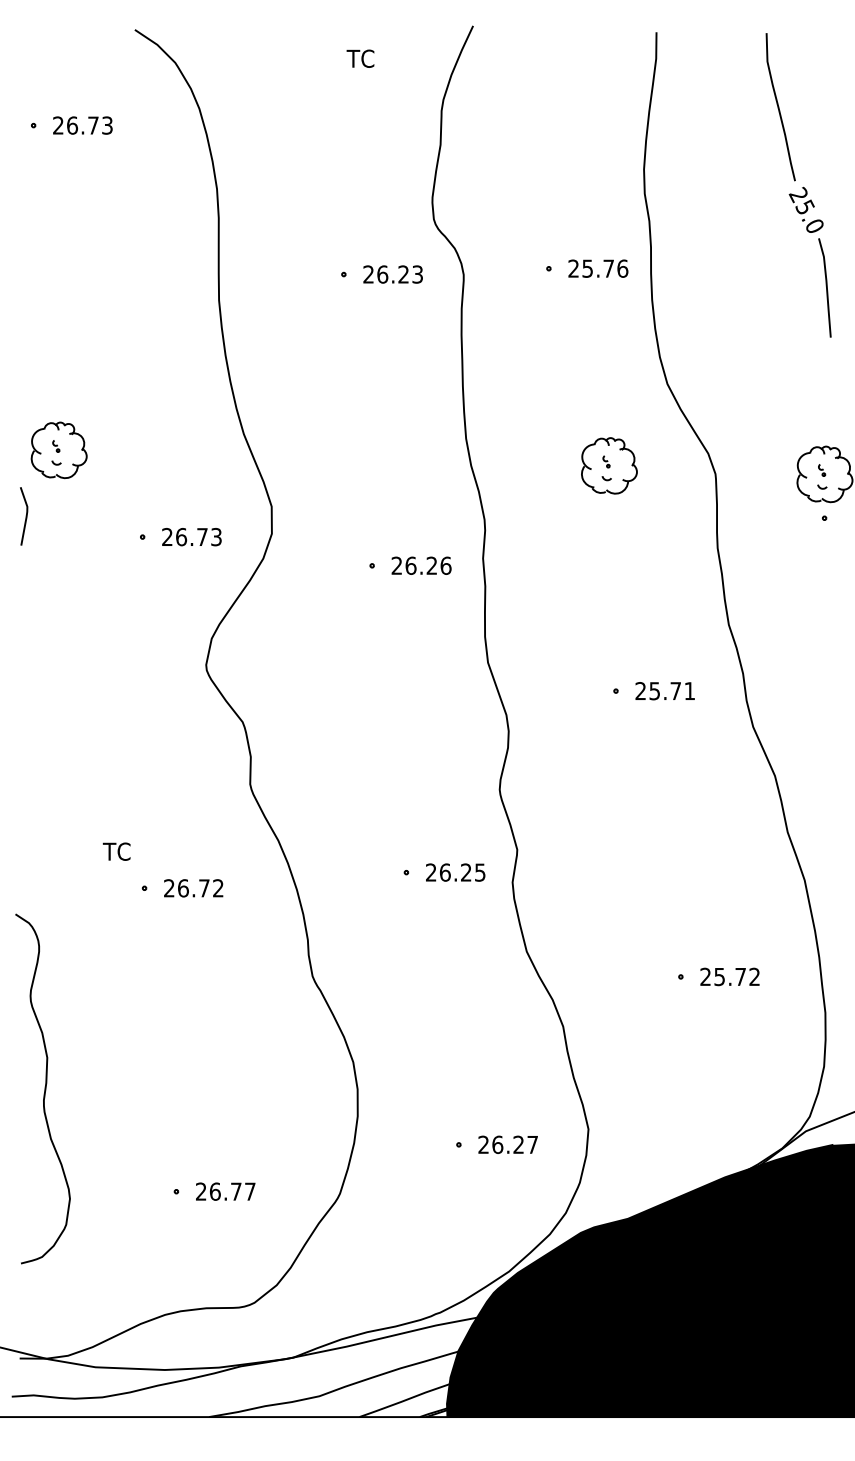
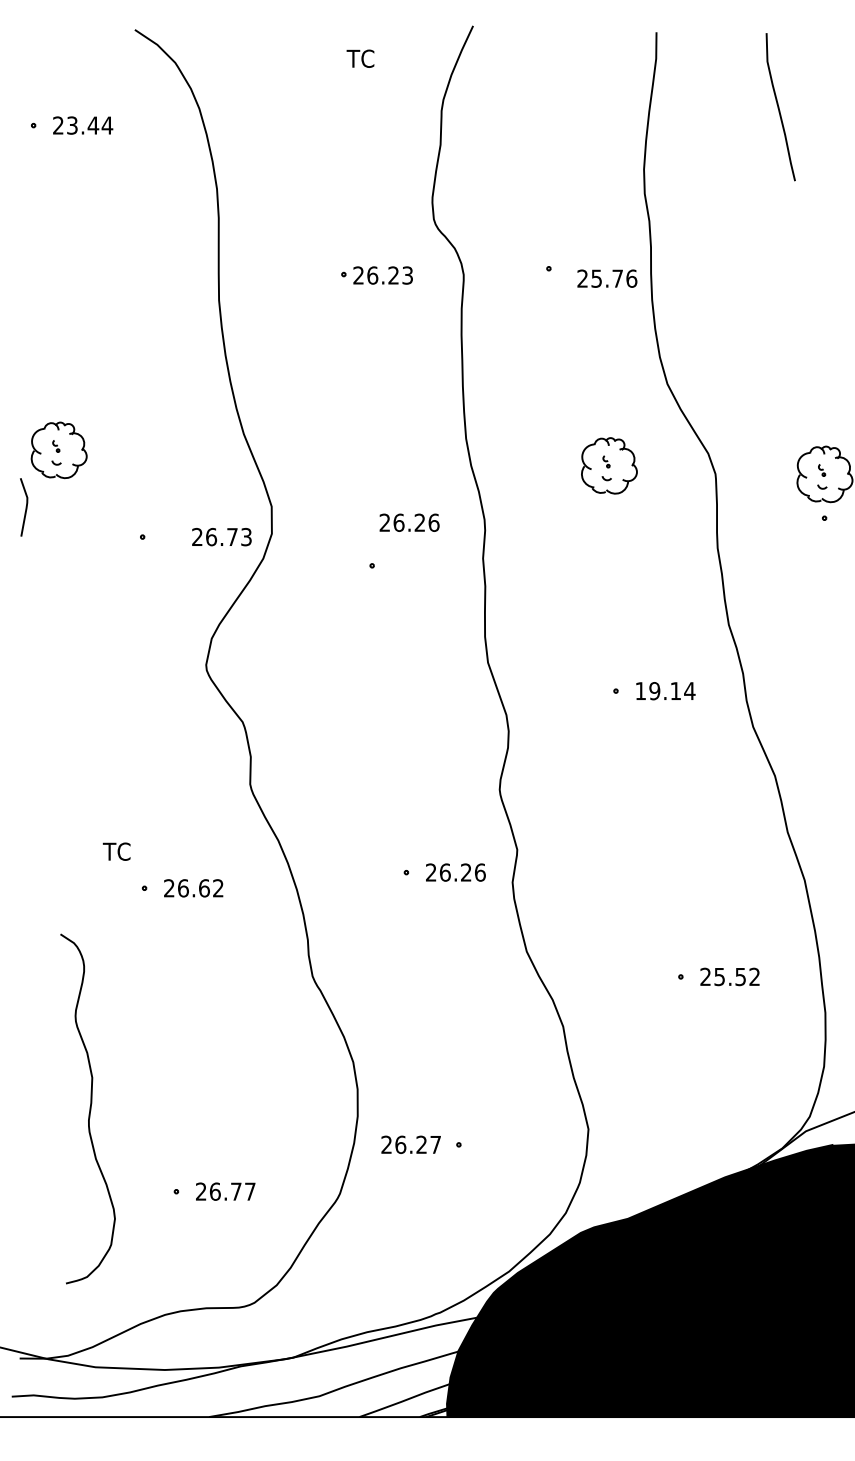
text: 26.73 -> 23.44 (90, 125)
part: present -> none (822, 256)
text position: (598, 268) -> (607, 278) (607, 278)
text position: (392, 274) -> (382, 275) (382, 275)
line position: (25, 516) -> (25, 507) (25, 507)
text position: (191, 537) -> (221, 537) (221, 537)
text position: (421, 565) -> (409, 522) (409, 522)
text: 25.71 -> 19.14 (665, 691)
text: 26.25 -> 26.26 (480, 872)
text: 26.72 -> 26.62 (204, 888)
text: 25.72 -> 25.52 (740, 977)
curve position: (44, 1088) -> (89, 1108) (89, 1108)
text position: (507, 1144) -> (410, 1144) (410, 1144)
